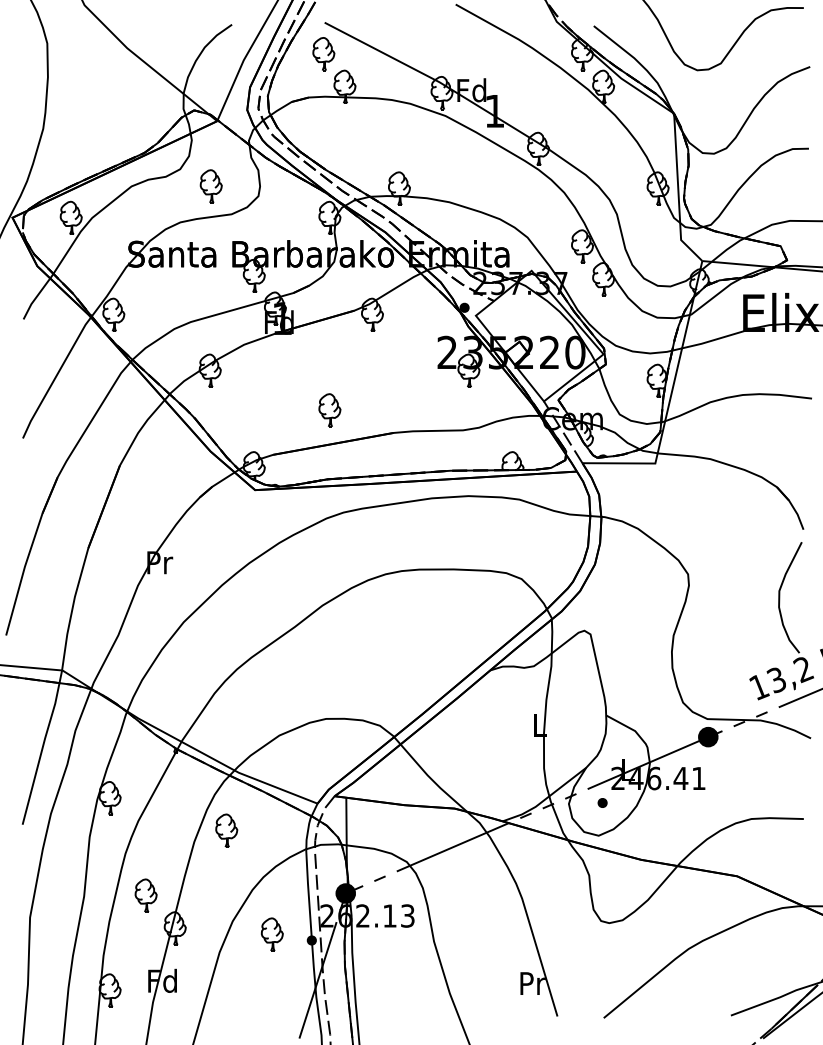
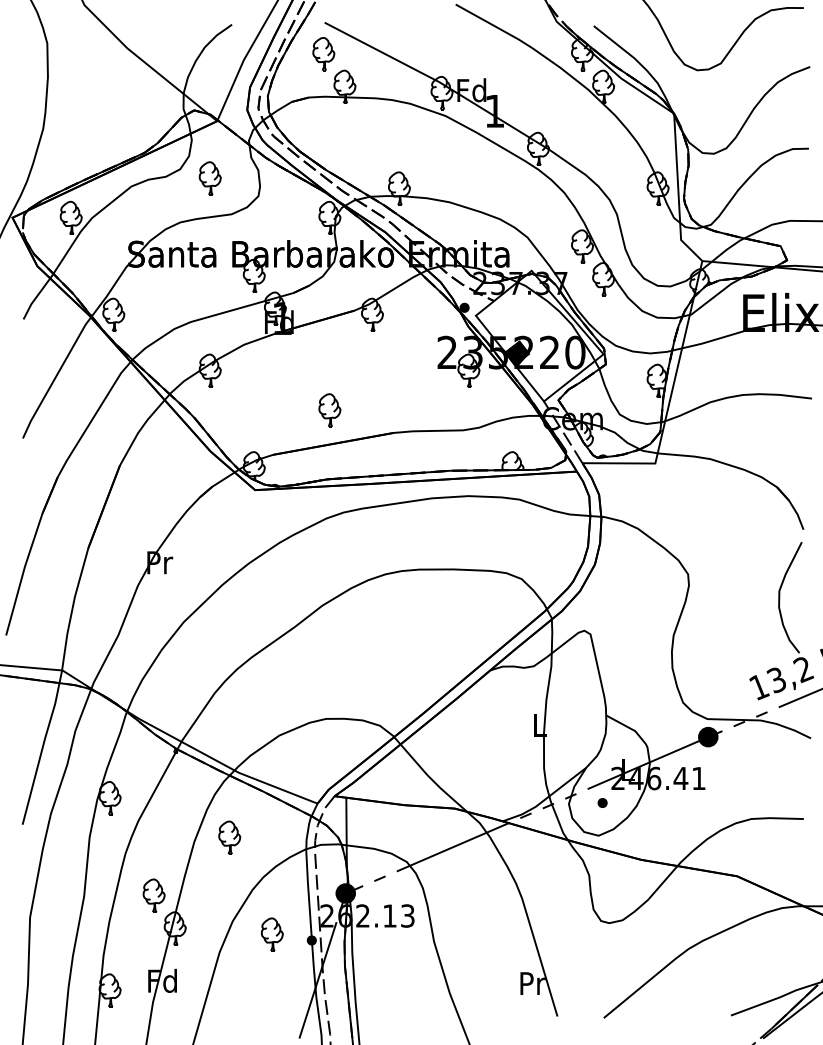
part position: (210, 186) -> (209, 178) (209, 178)
fill: none -> present (516, 352)
part position: (226, 830) -> (229, 837) (229, 837)
part position: (145, 895) -> (153, 895) (153, 895)
